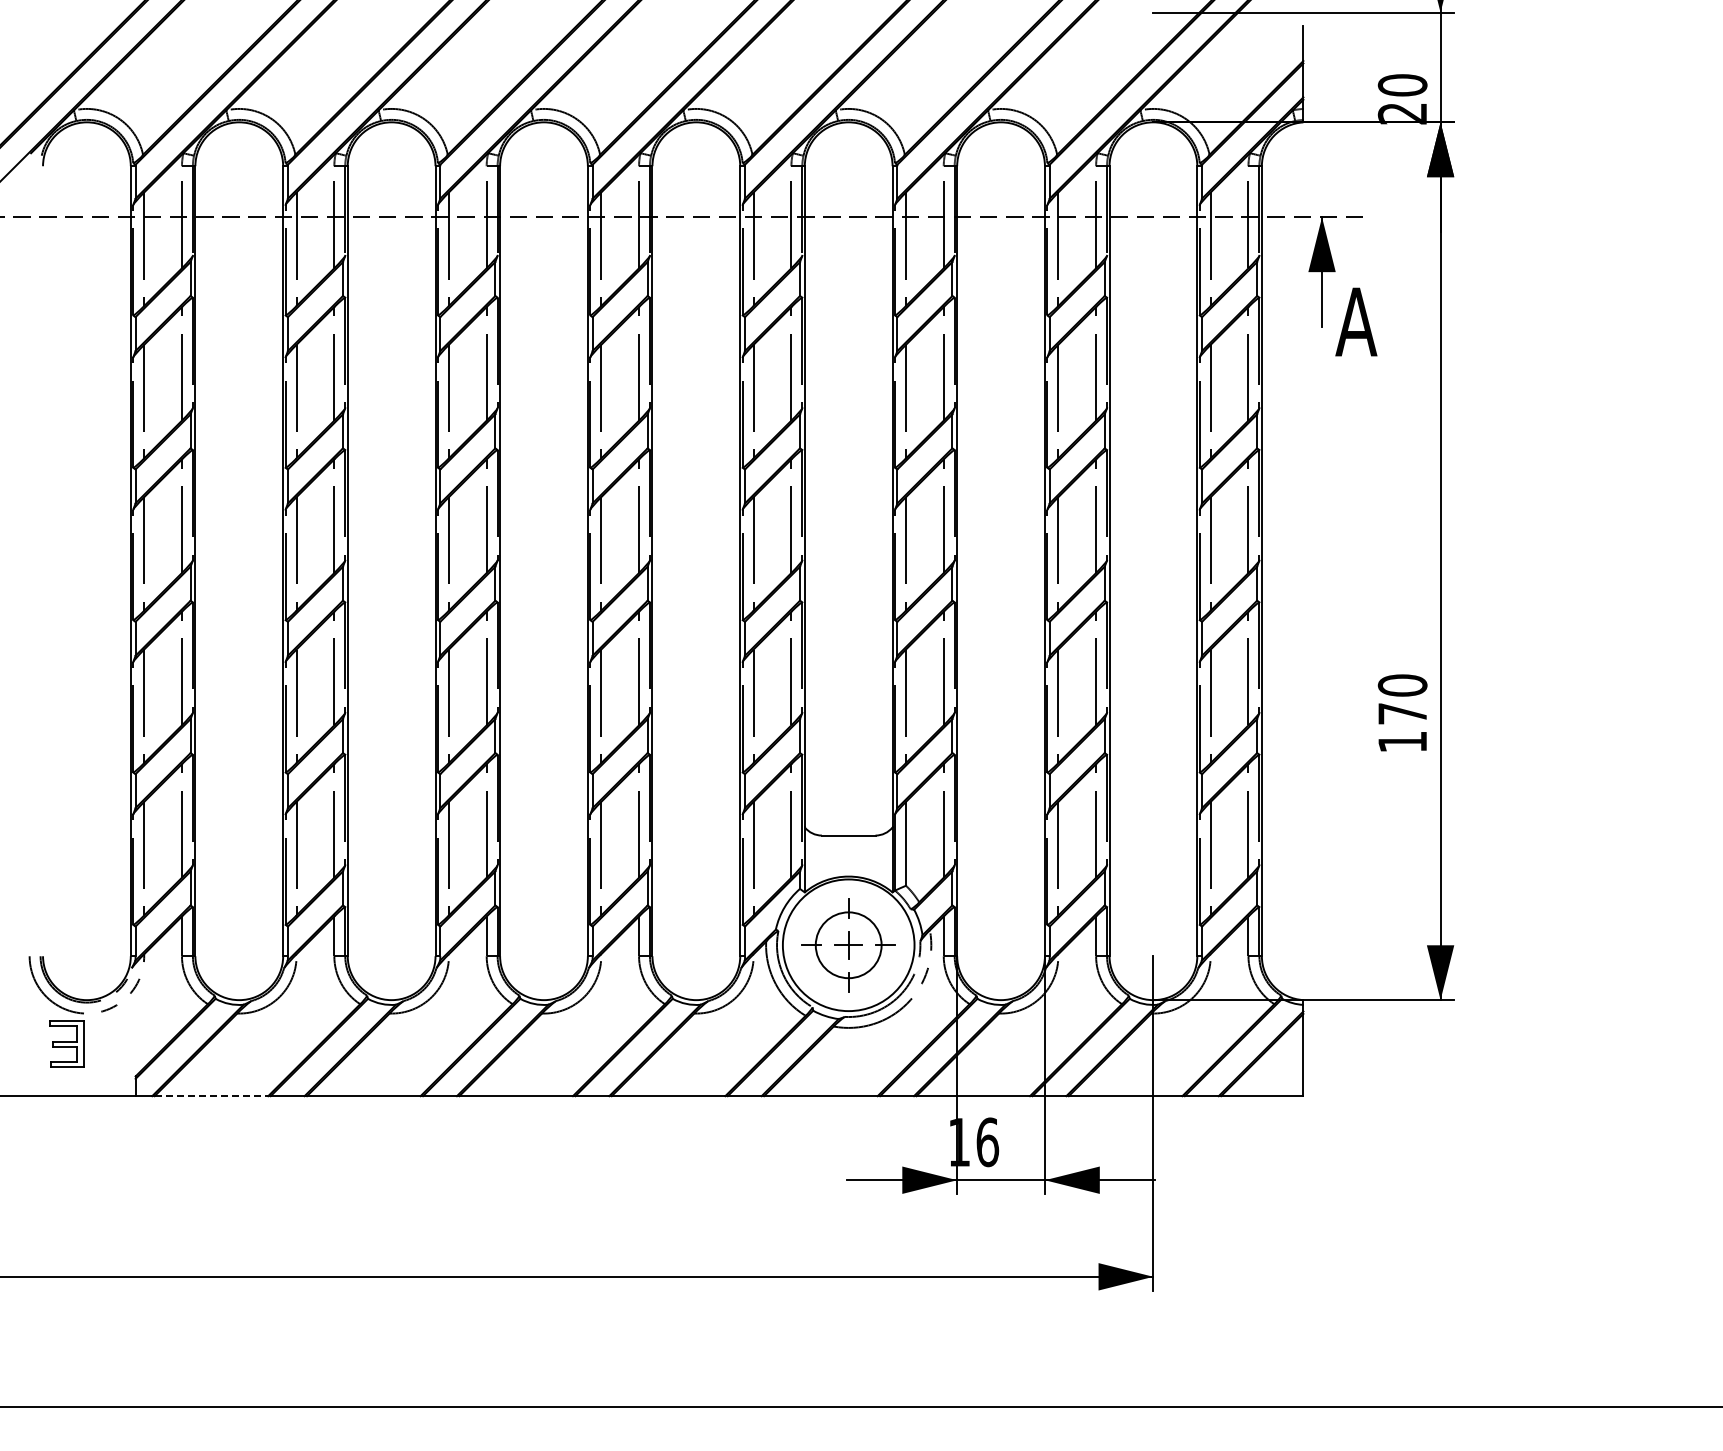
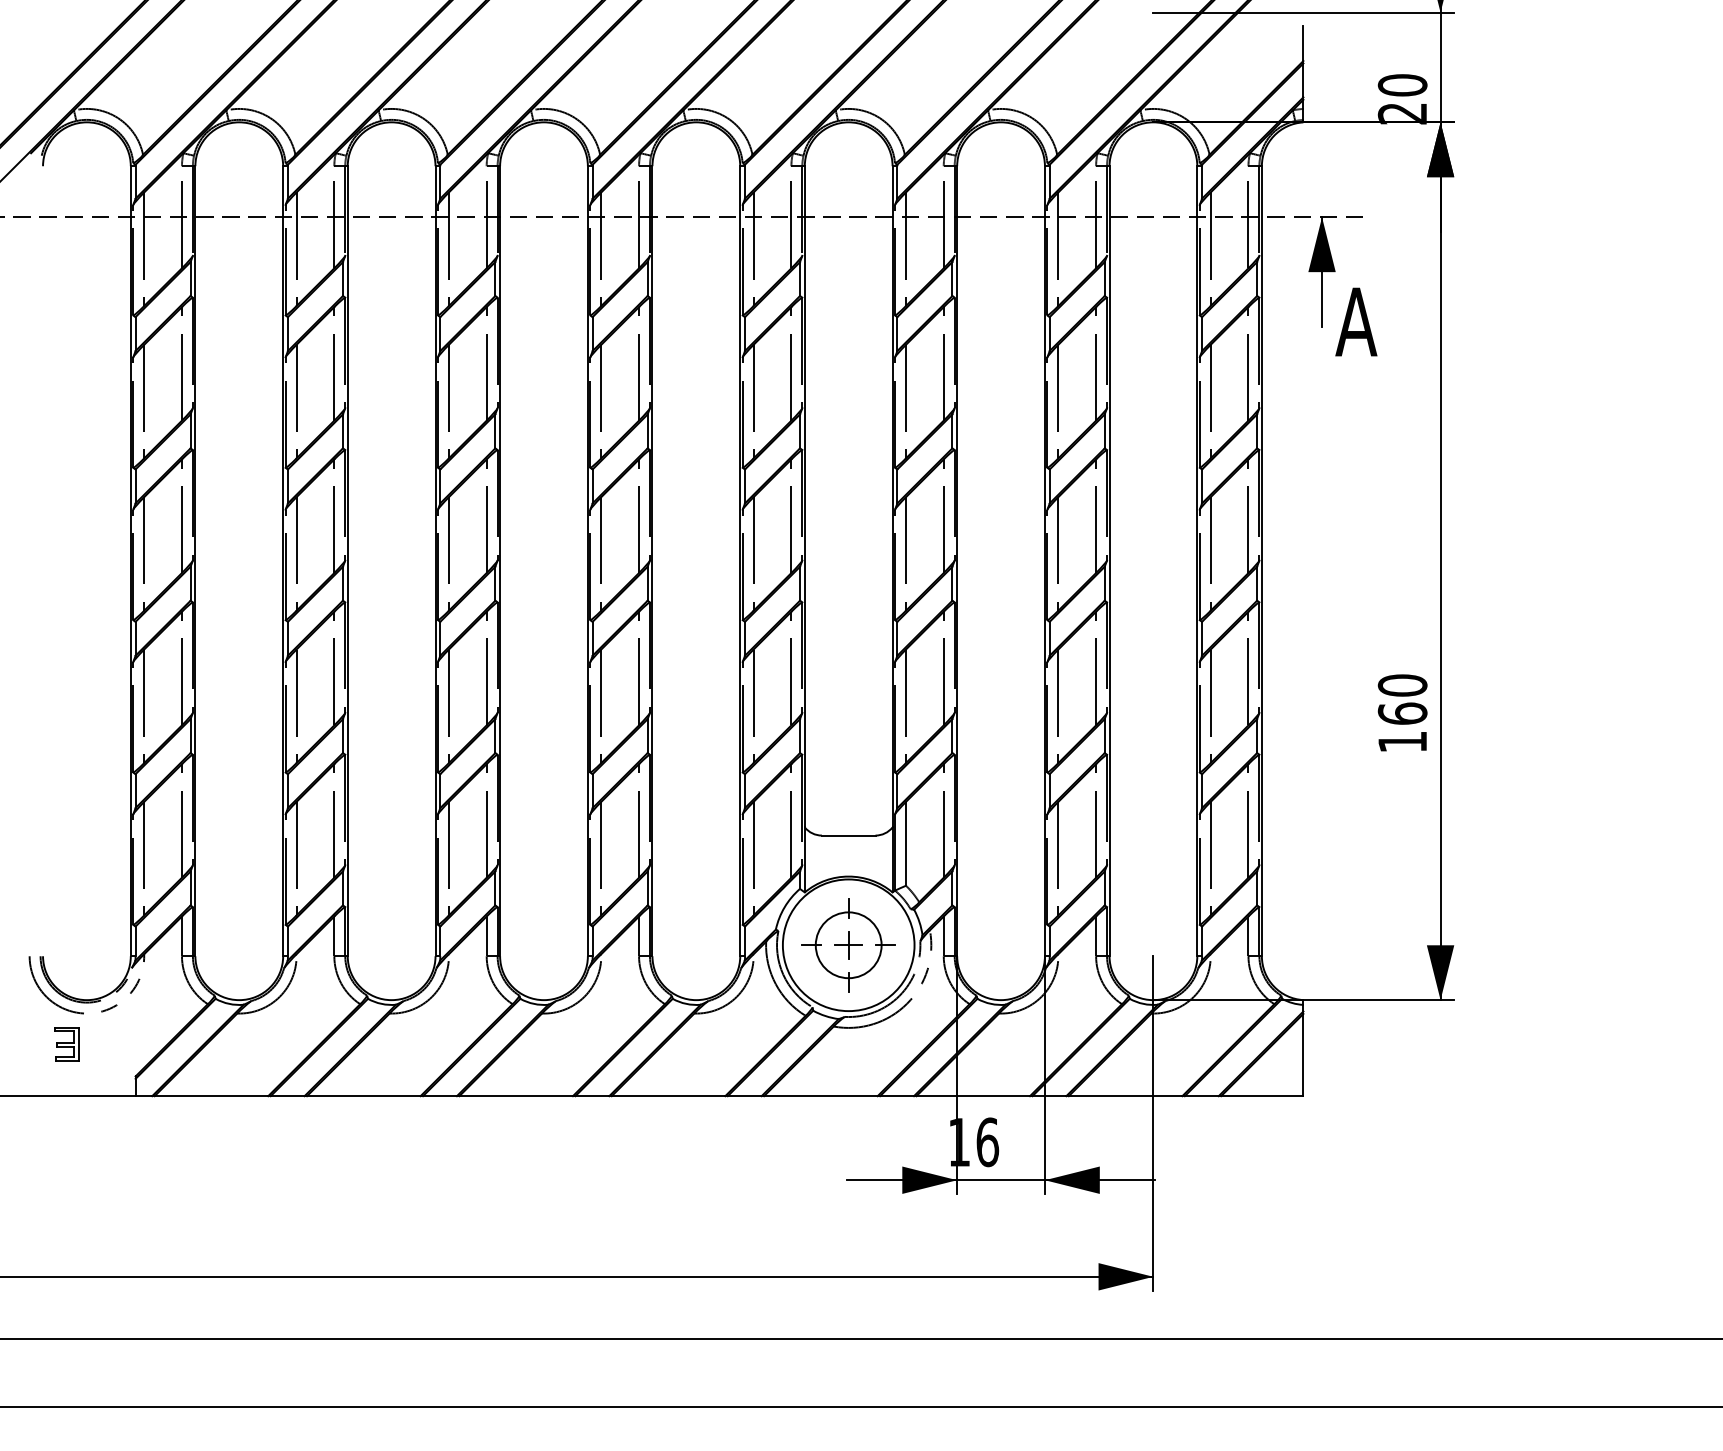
text: 170 -> 160 (1402, 713)
part size: 36x48 px -> 26x35 px (66, 1044)
line: dashed -> solid (211, 1096)
line: none -> present (860, 1338)
